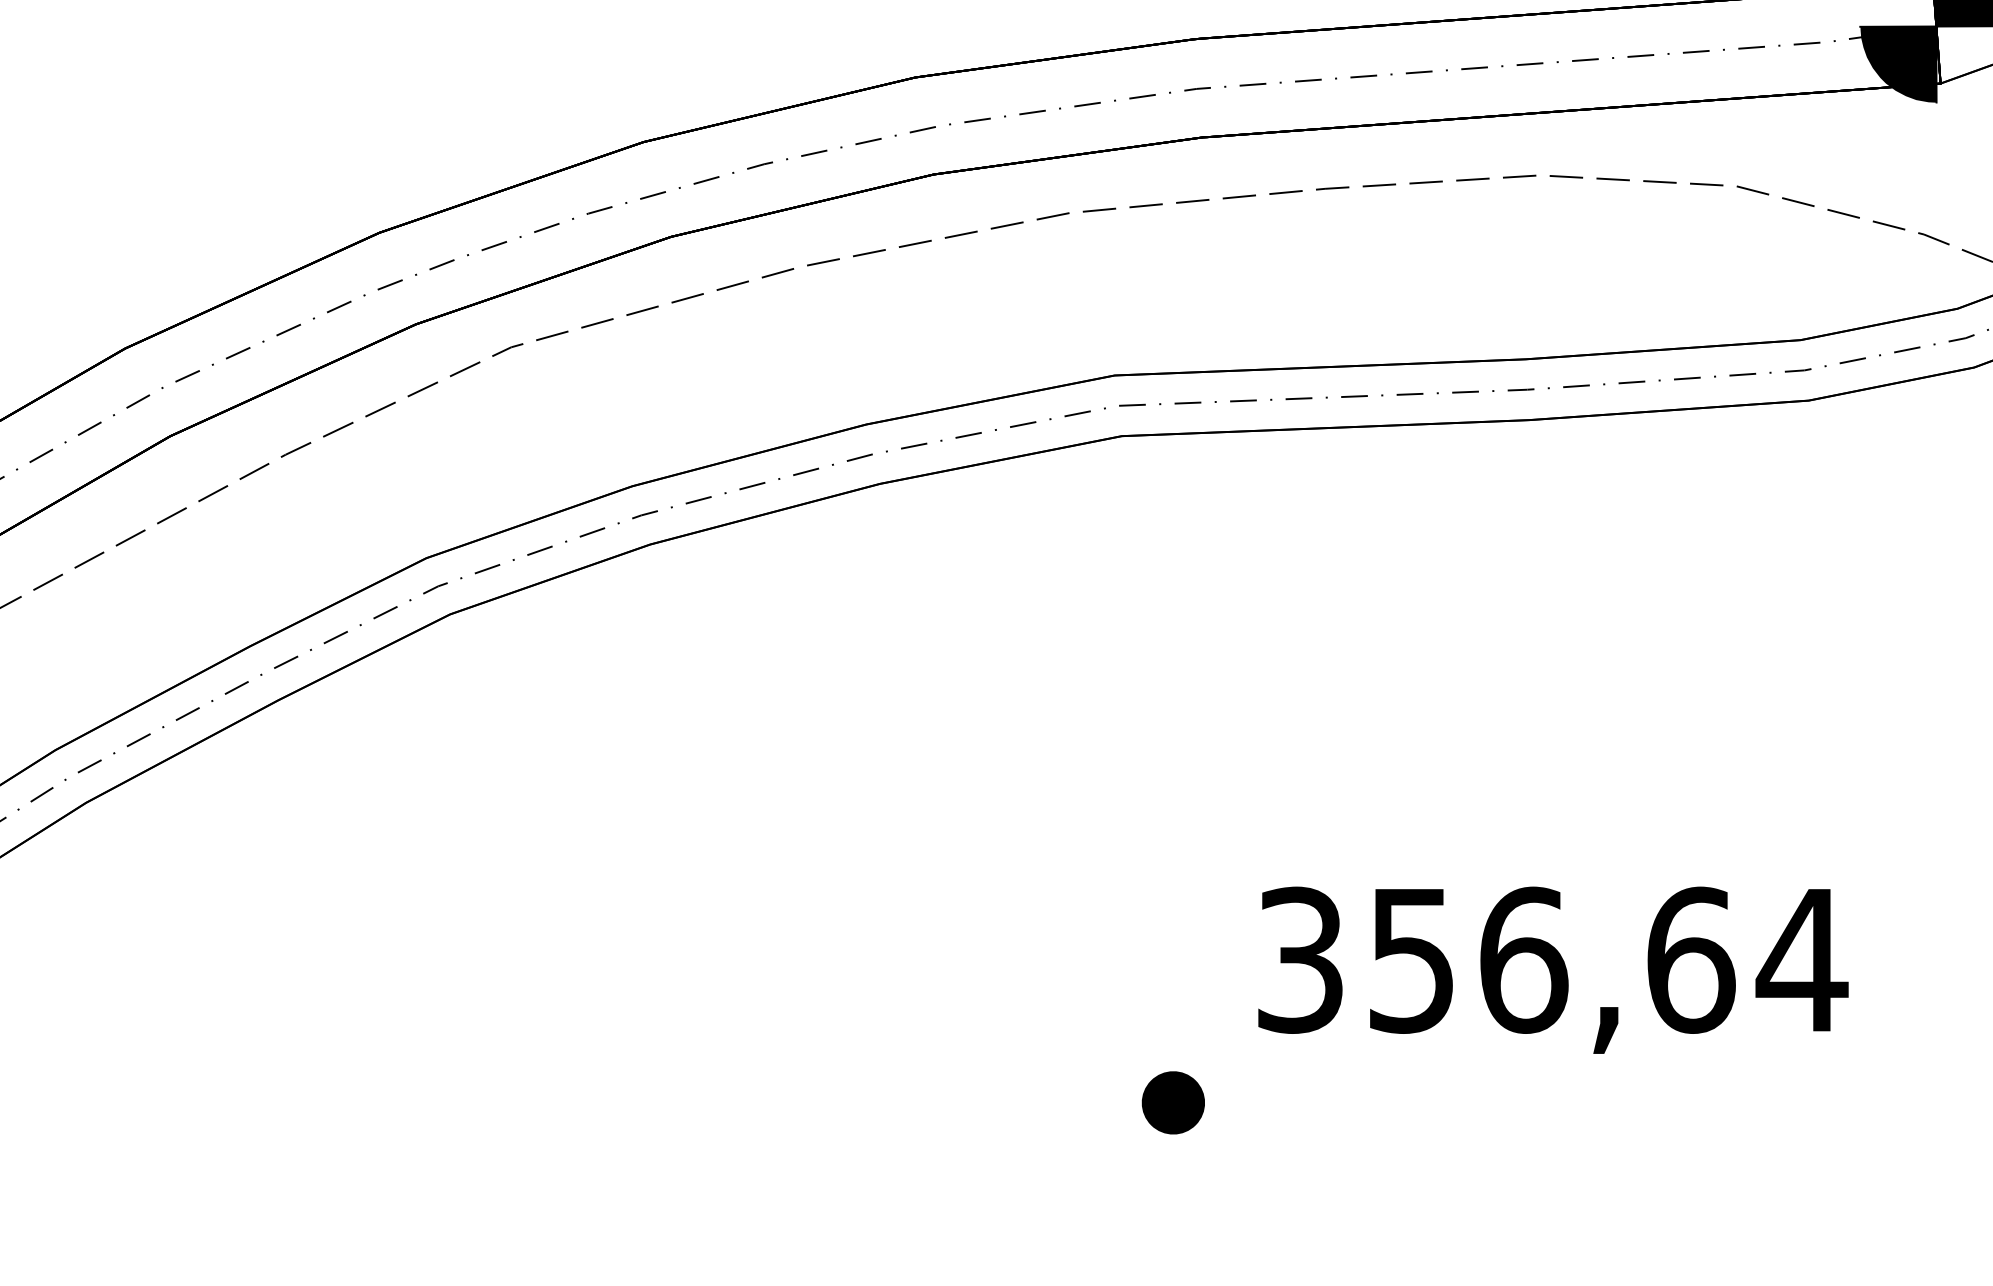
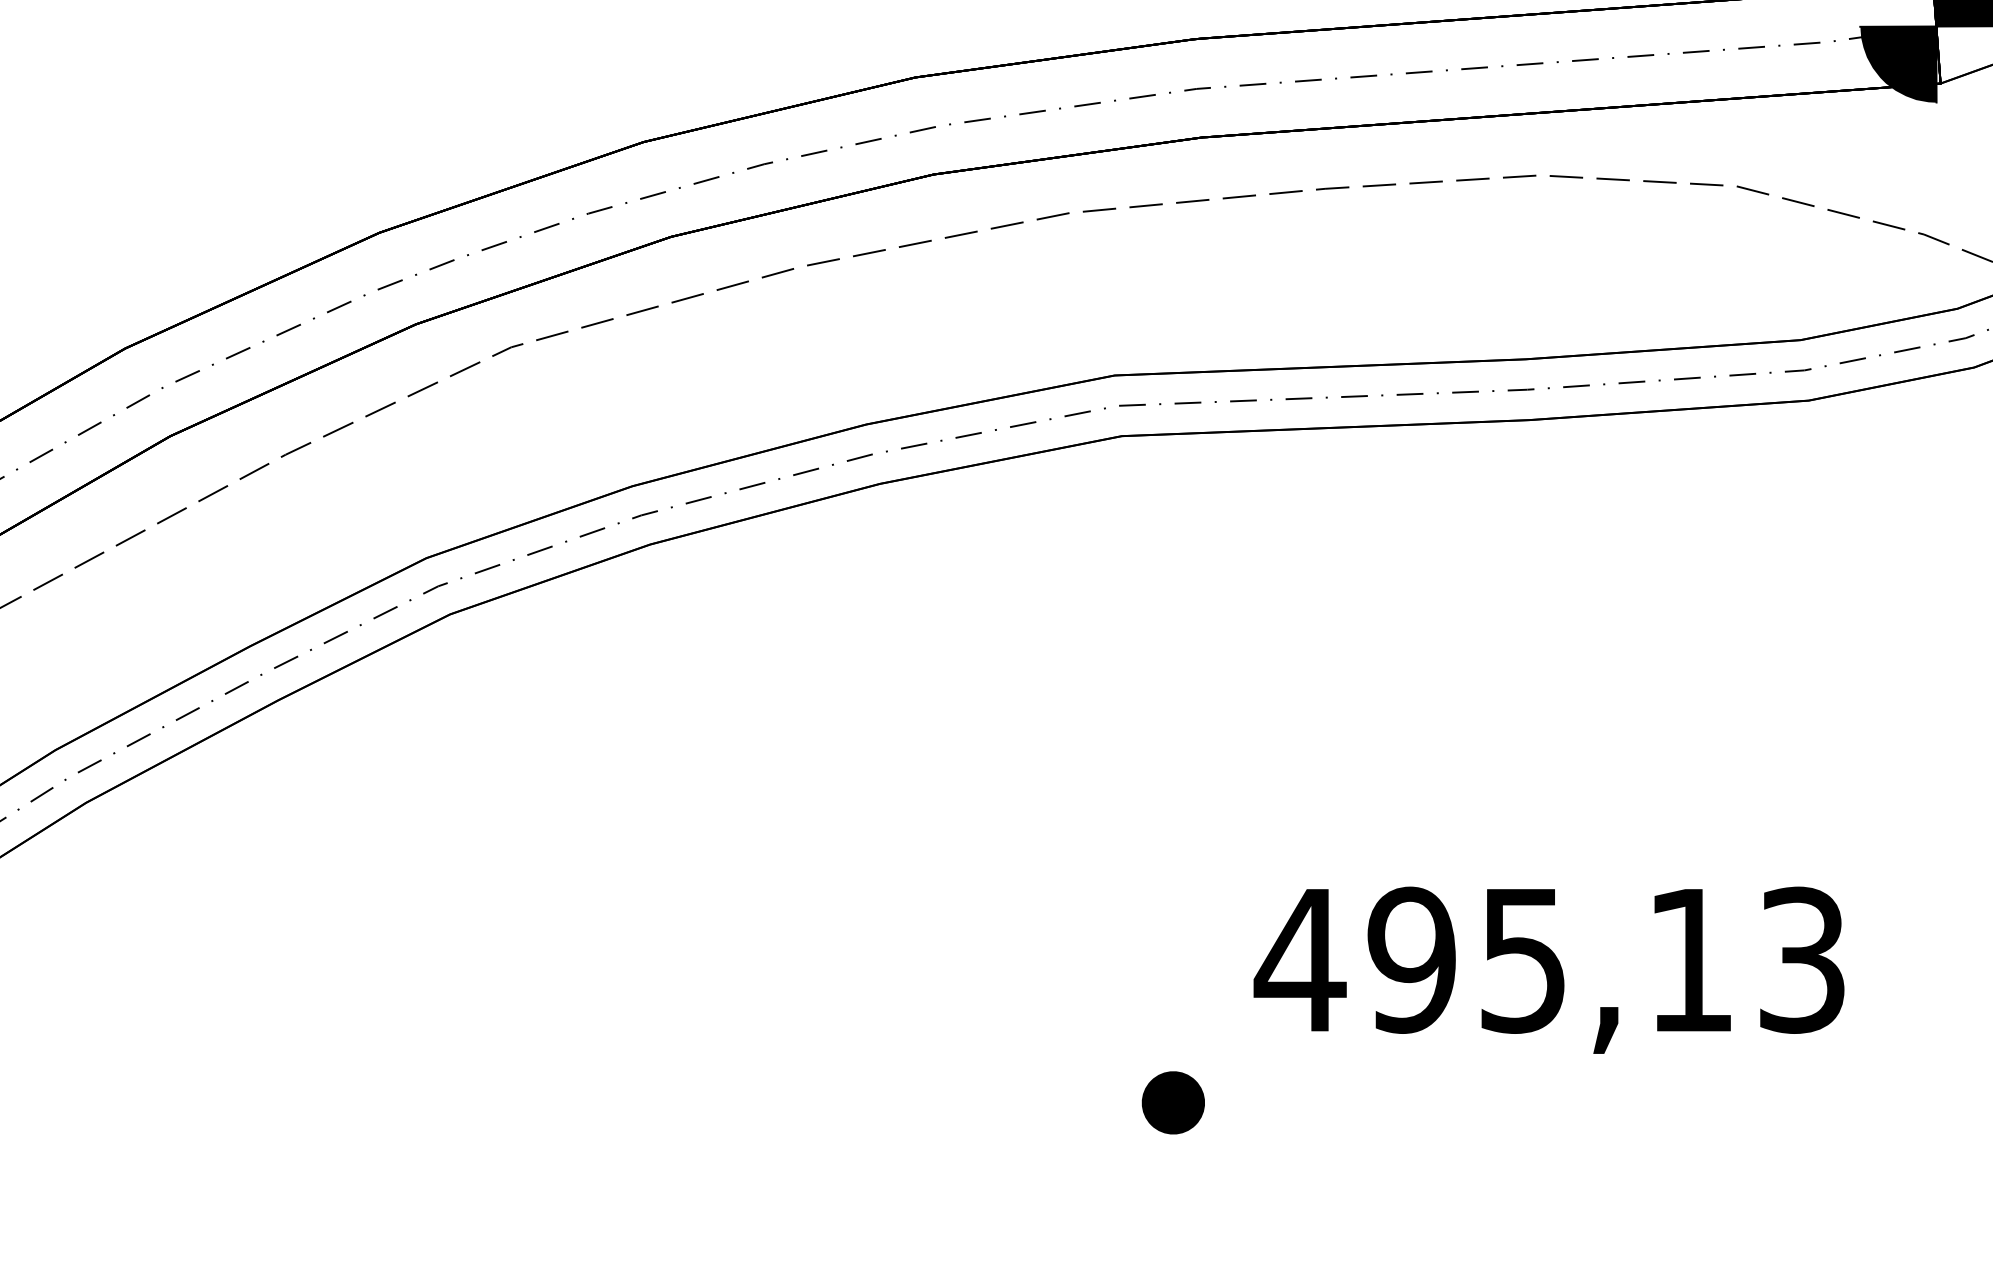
text: 356,64 -> 495,13 (1550, 959)
